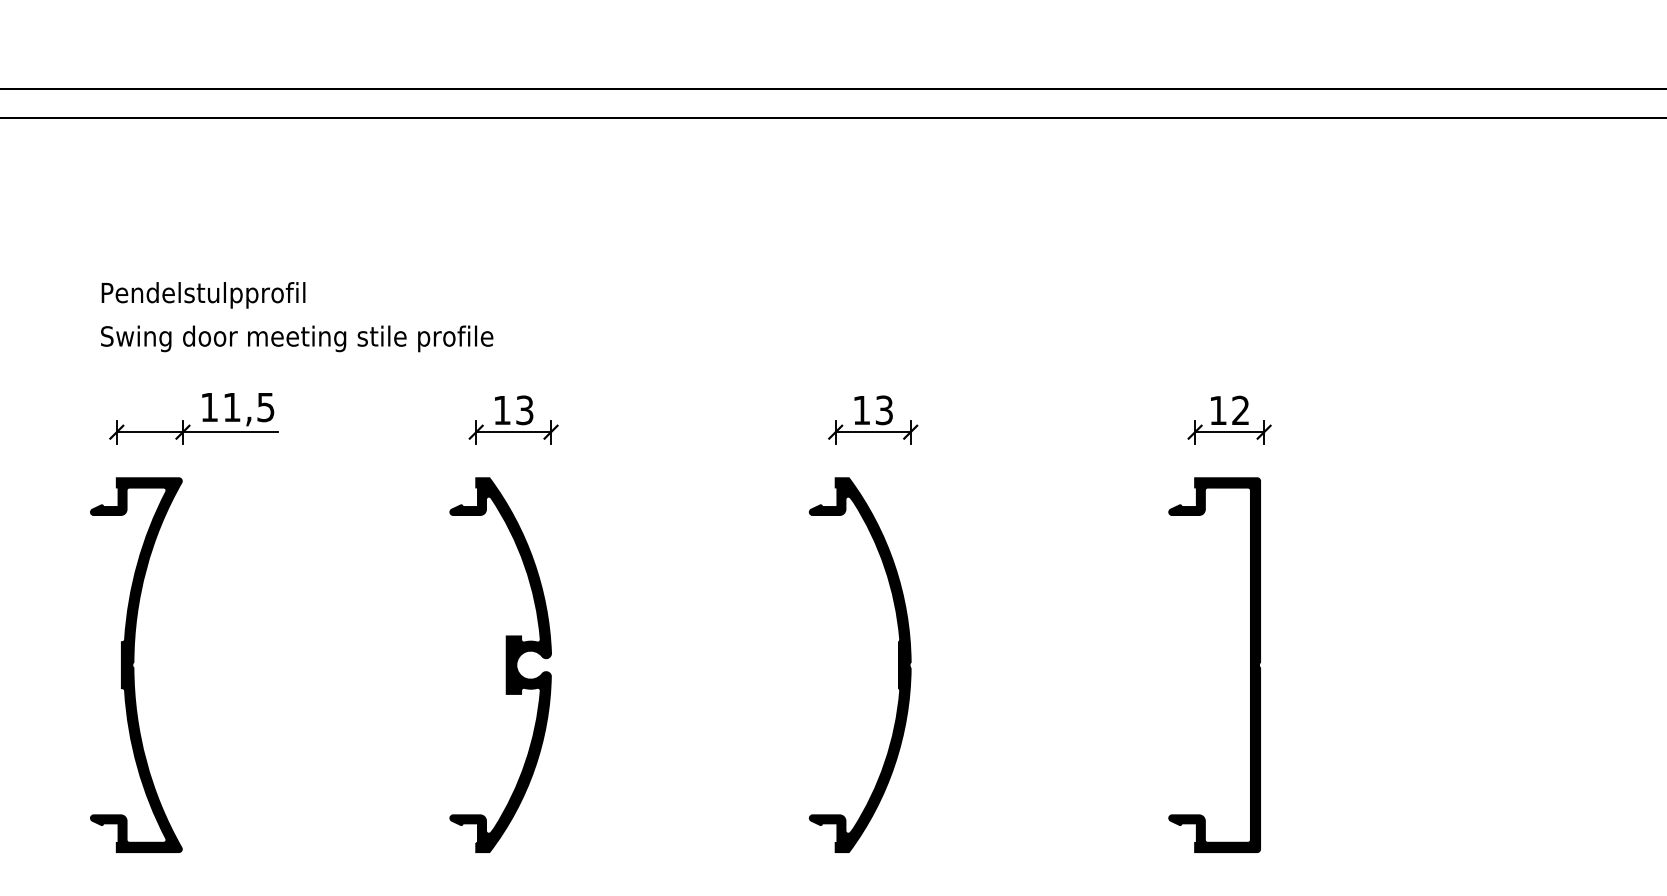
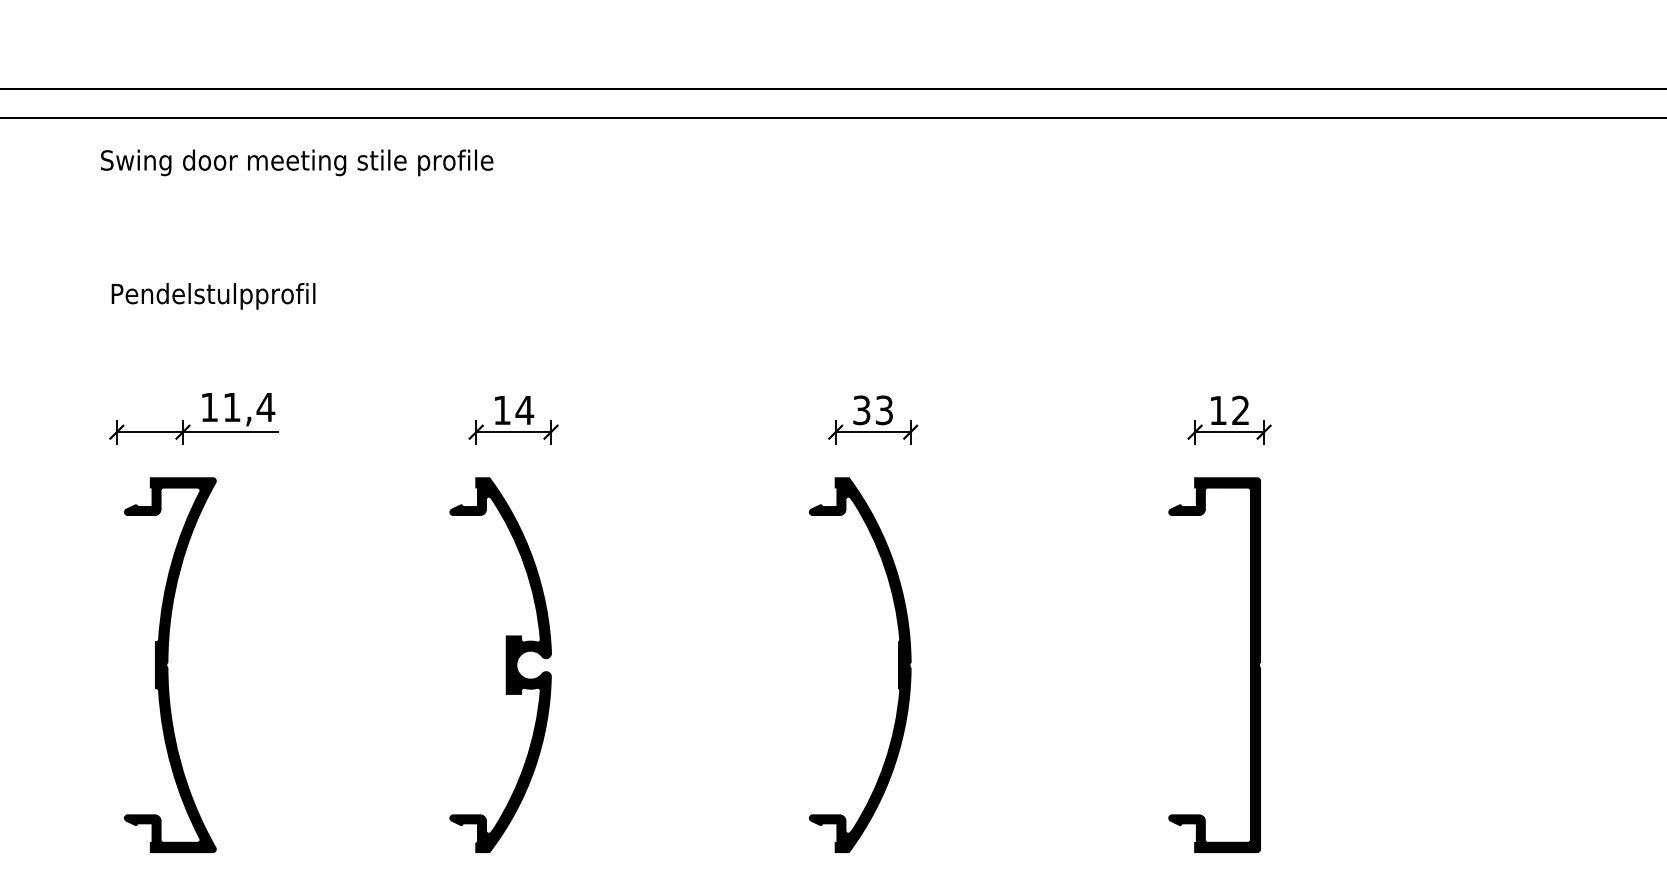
text position: (203, 295) -> (213, 296) (213, 296)
text position: (297, 338) -> (297, 162) (297, 162)
text: 11,5 -> 11,4 (265, 407)
text: 13 -> 14 (524, 410)
text: 13 -> 33 (861, 410)
part position: (136, 664) -> (170, 664) (170, 664)
